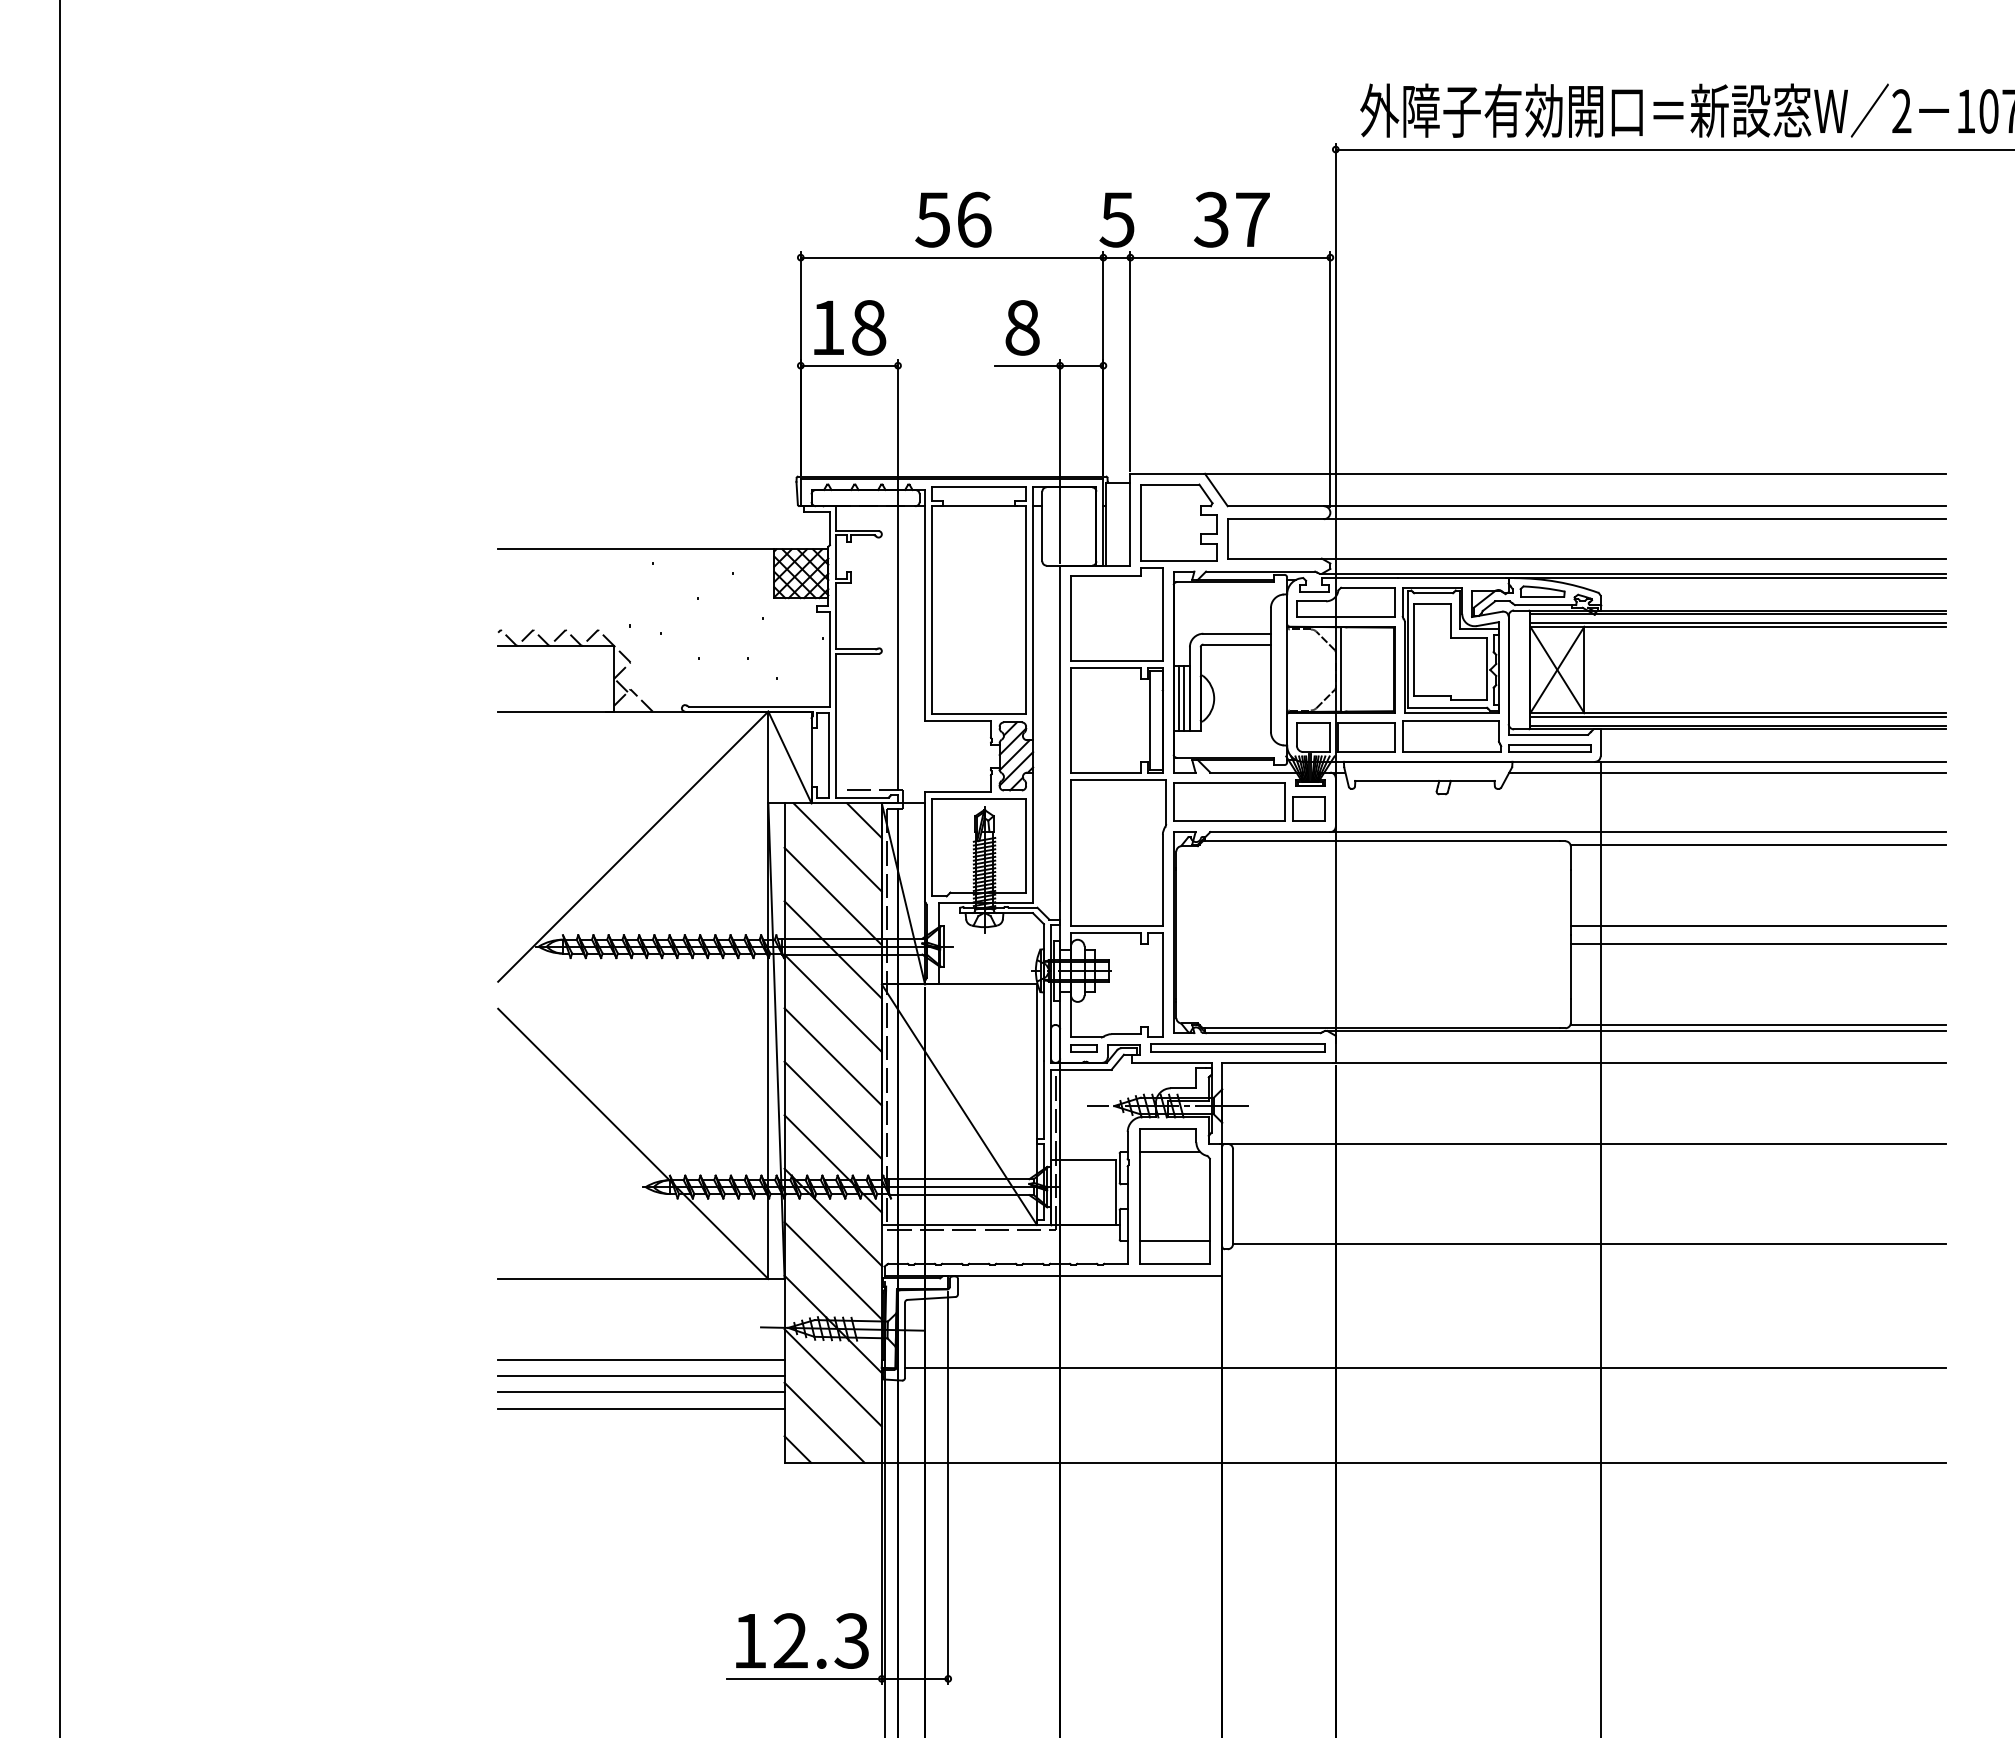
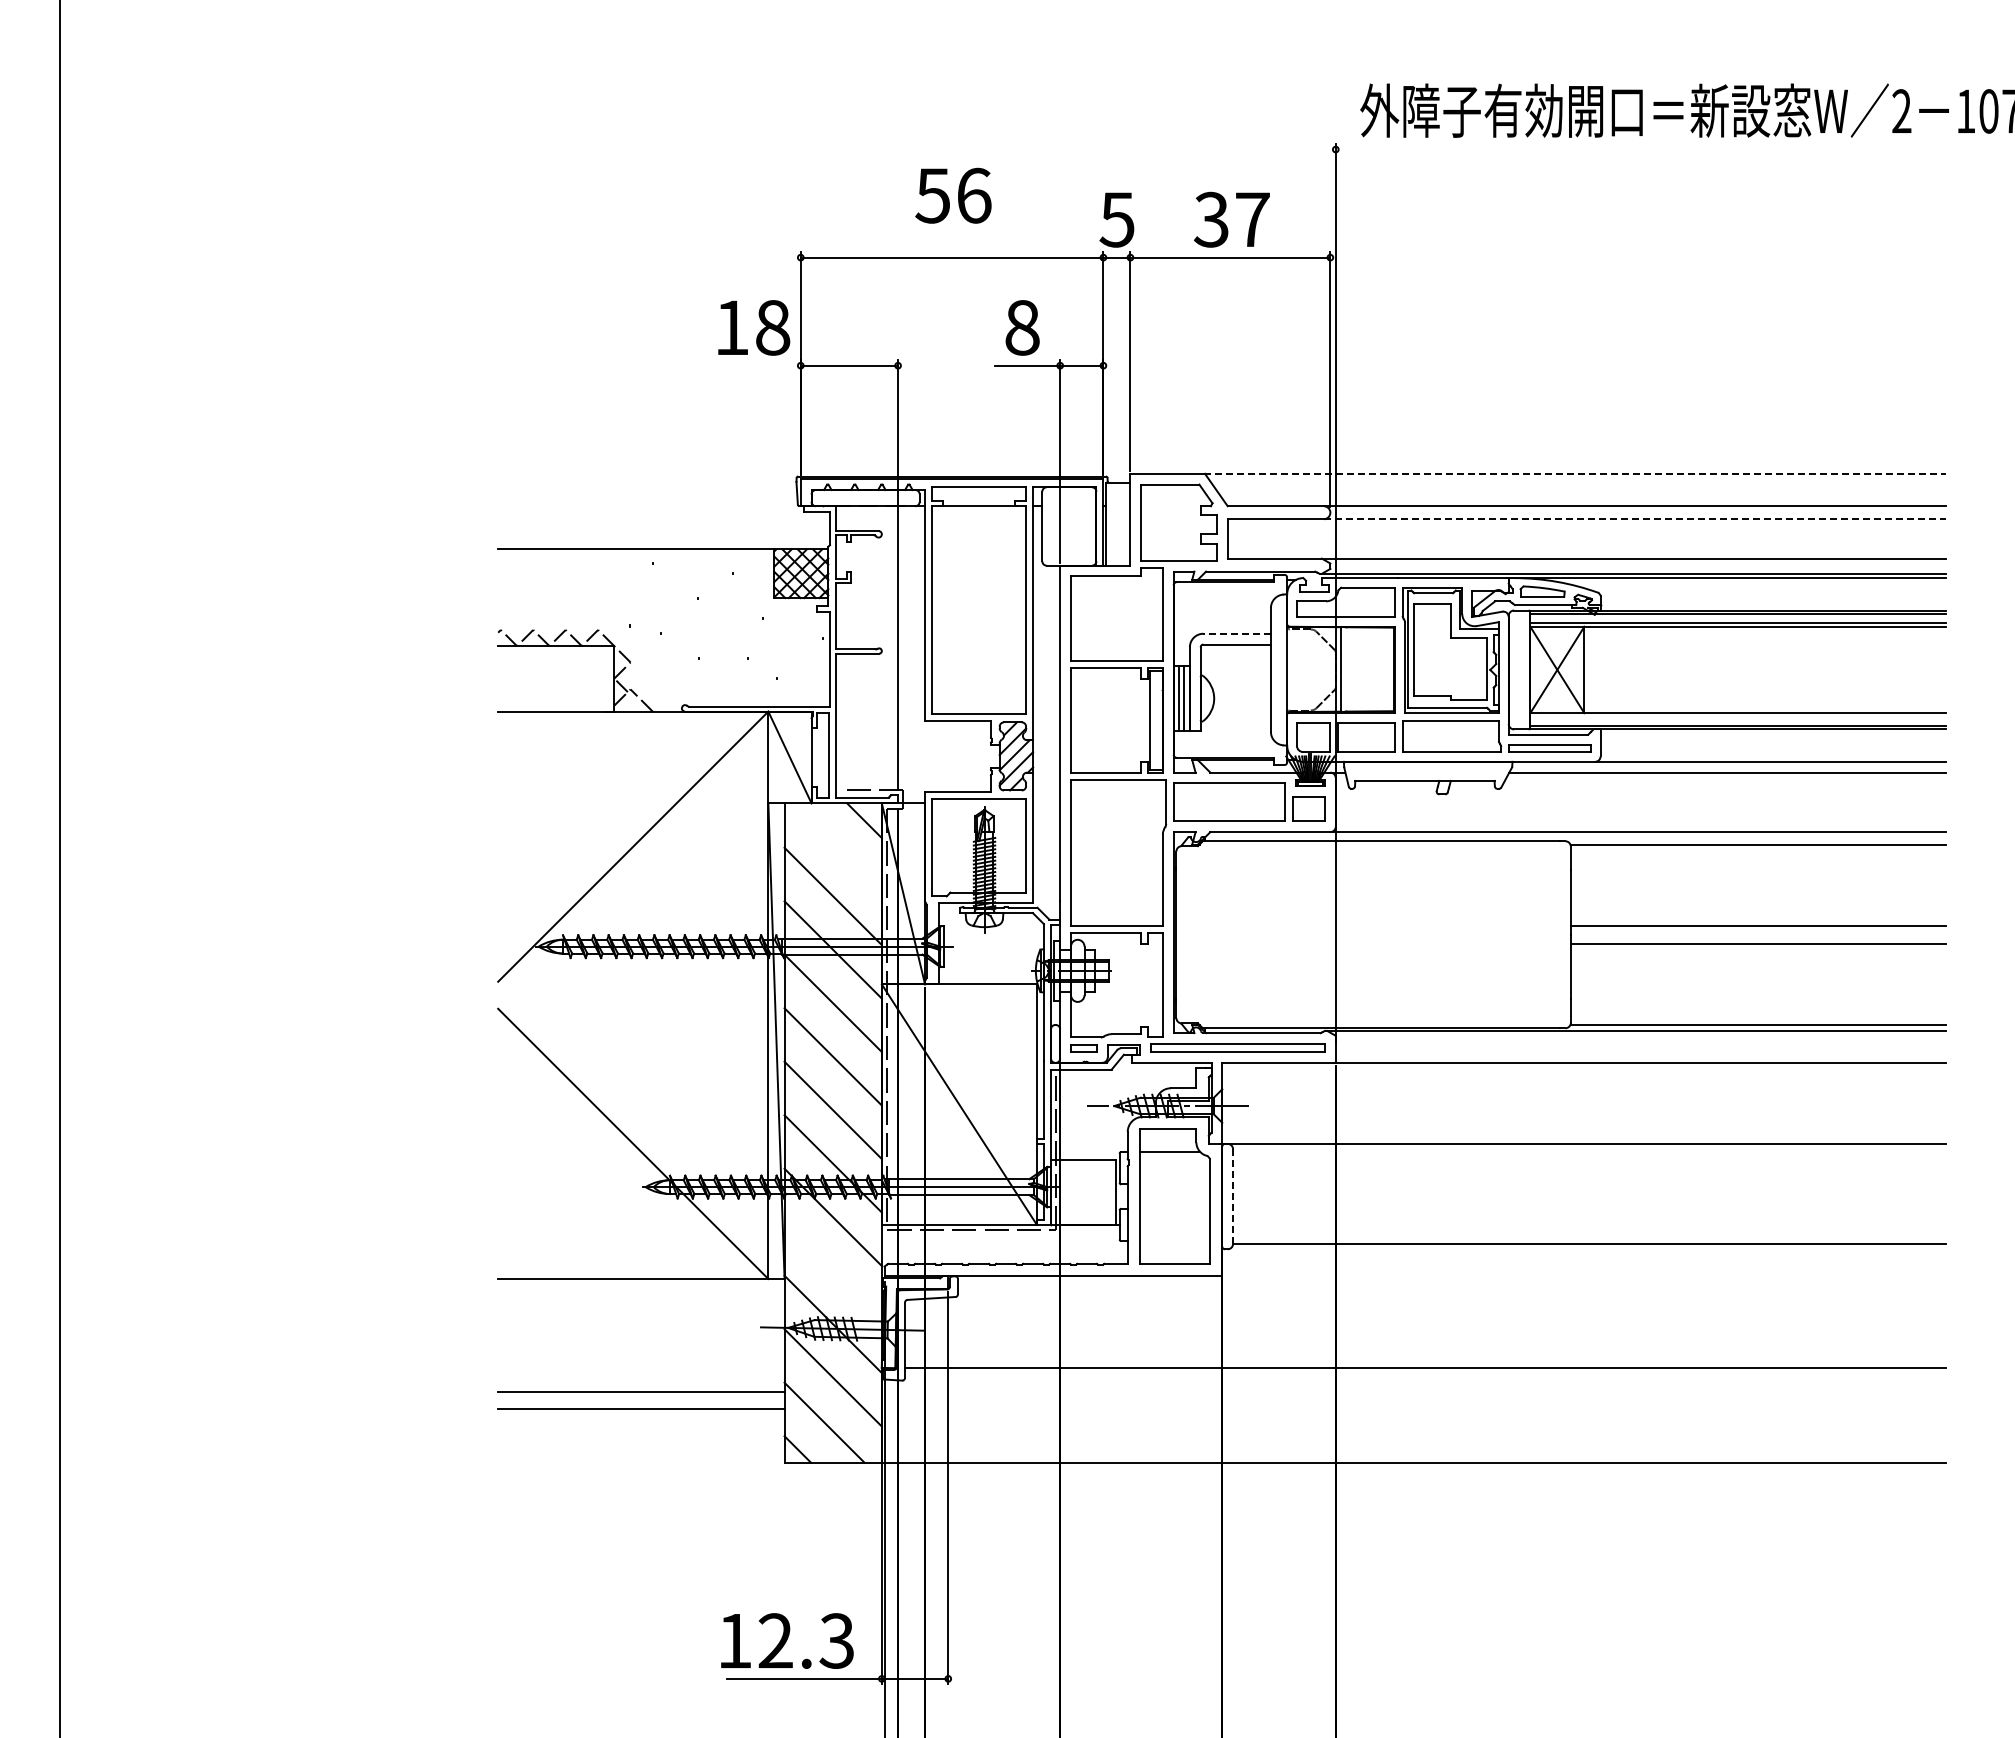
line: present -> none (1673, 149)
text position: (953, 219) -> (953, 195) (953, 195)
text position: (850, 327) -> (754, 327) (754, 327)
line: solid -> dashed (1575, 473)
line: solid -> dashed (1635, 519)
line: solid -> dashed (1237, 633)
line: present -> none (1738, 716)
line: present -> none (837, 847)
line: solid -> dashed (1233, 1196)
line: present -> none (1174, 1241)
line: present -> none (1600, 1247)
line: present -> none (832, 1270)
line: present -> none (641, 1360)
line: present -> none (641, 1376)
text position: (802, 1640) -> (787, 1640) (787, 1640)
